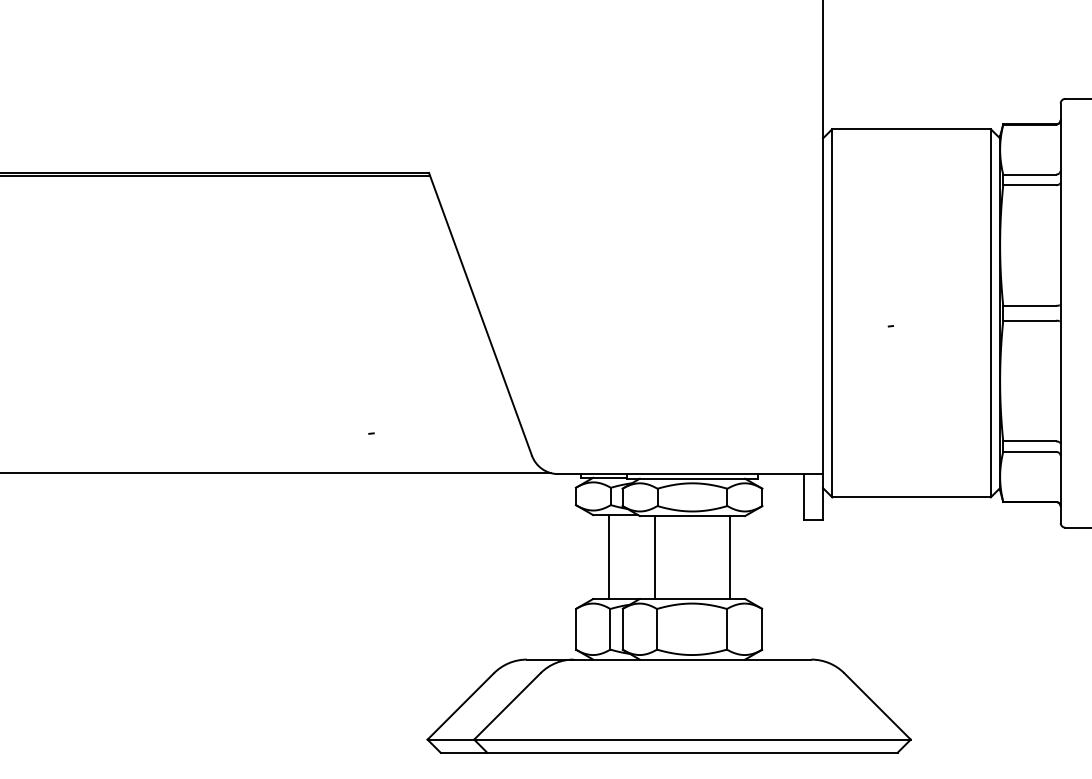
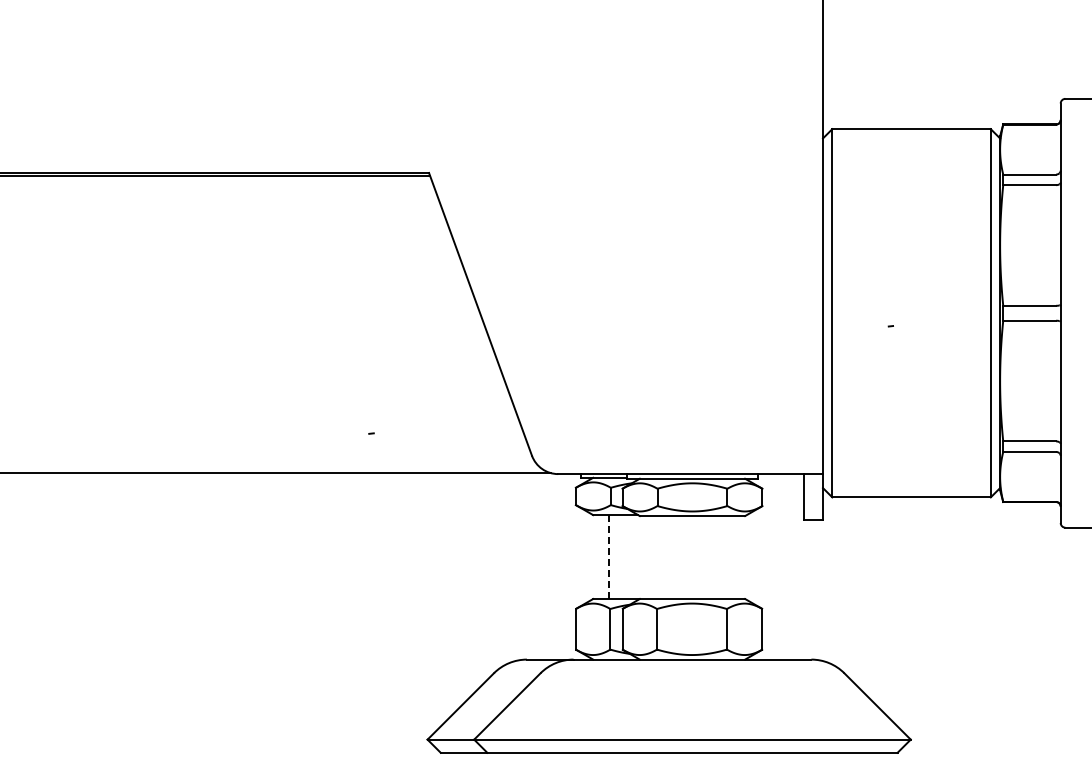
line: solid -> dashed (608, 557)
line: present -> none (655, 557)
line: present -> none (729, 557)
